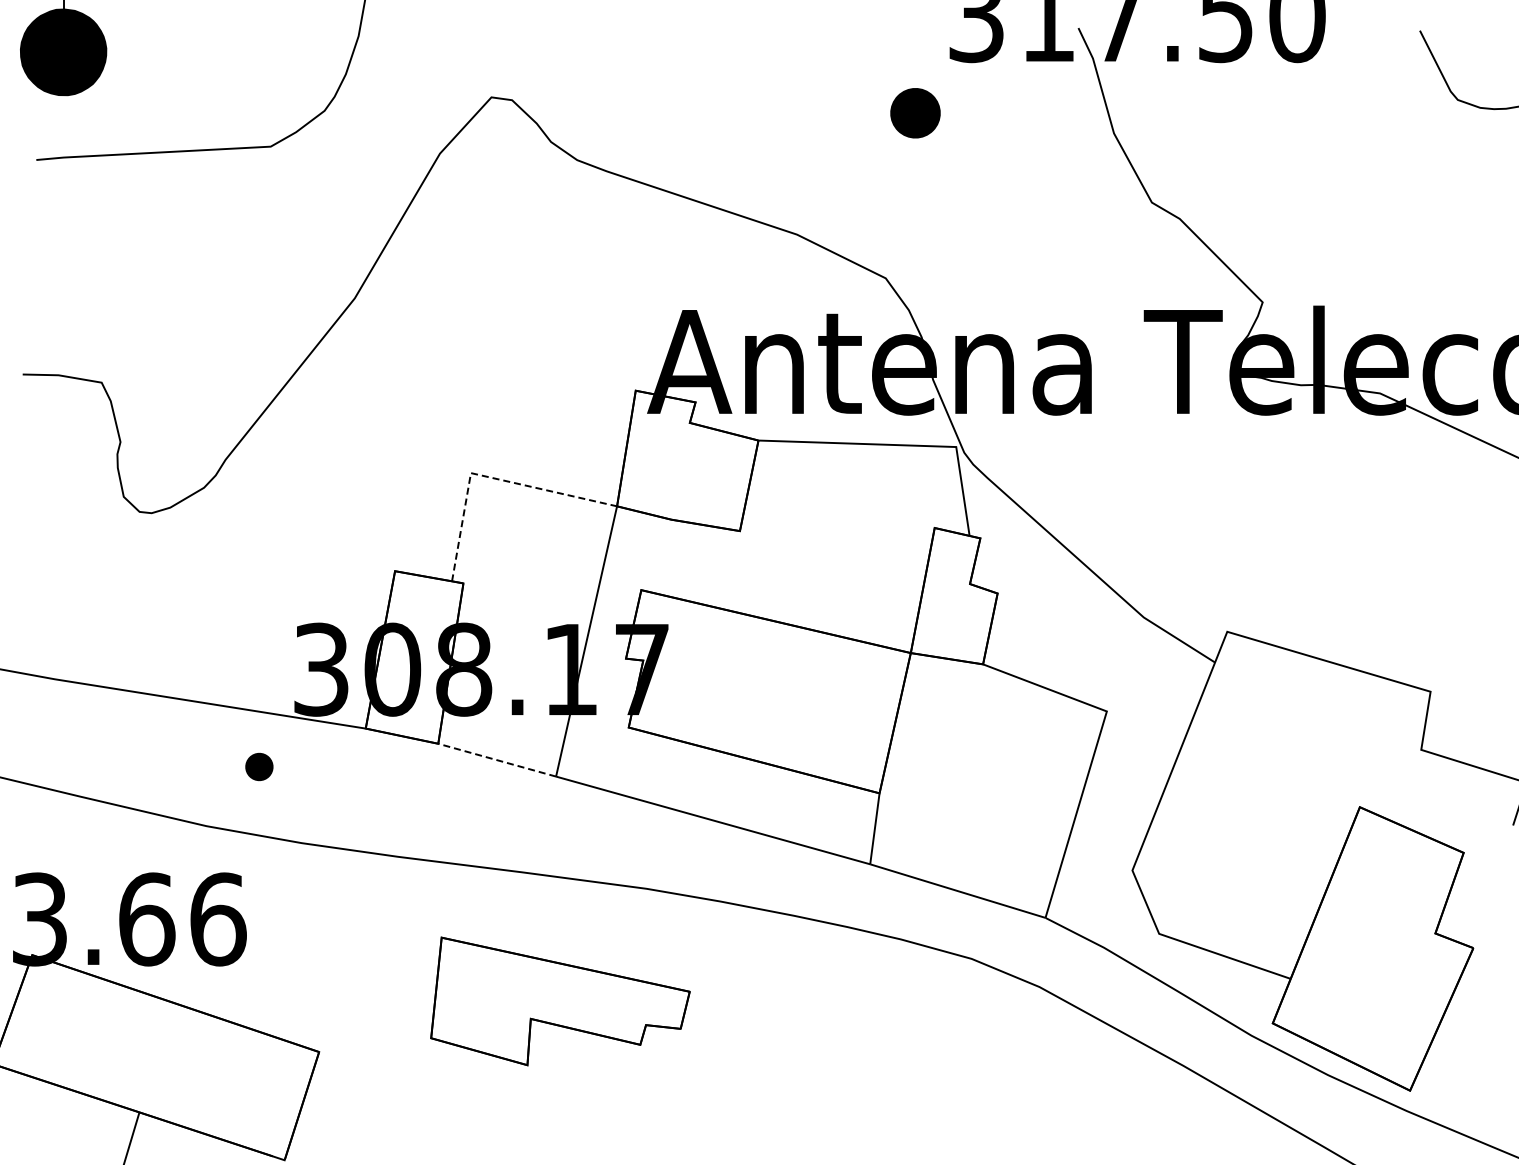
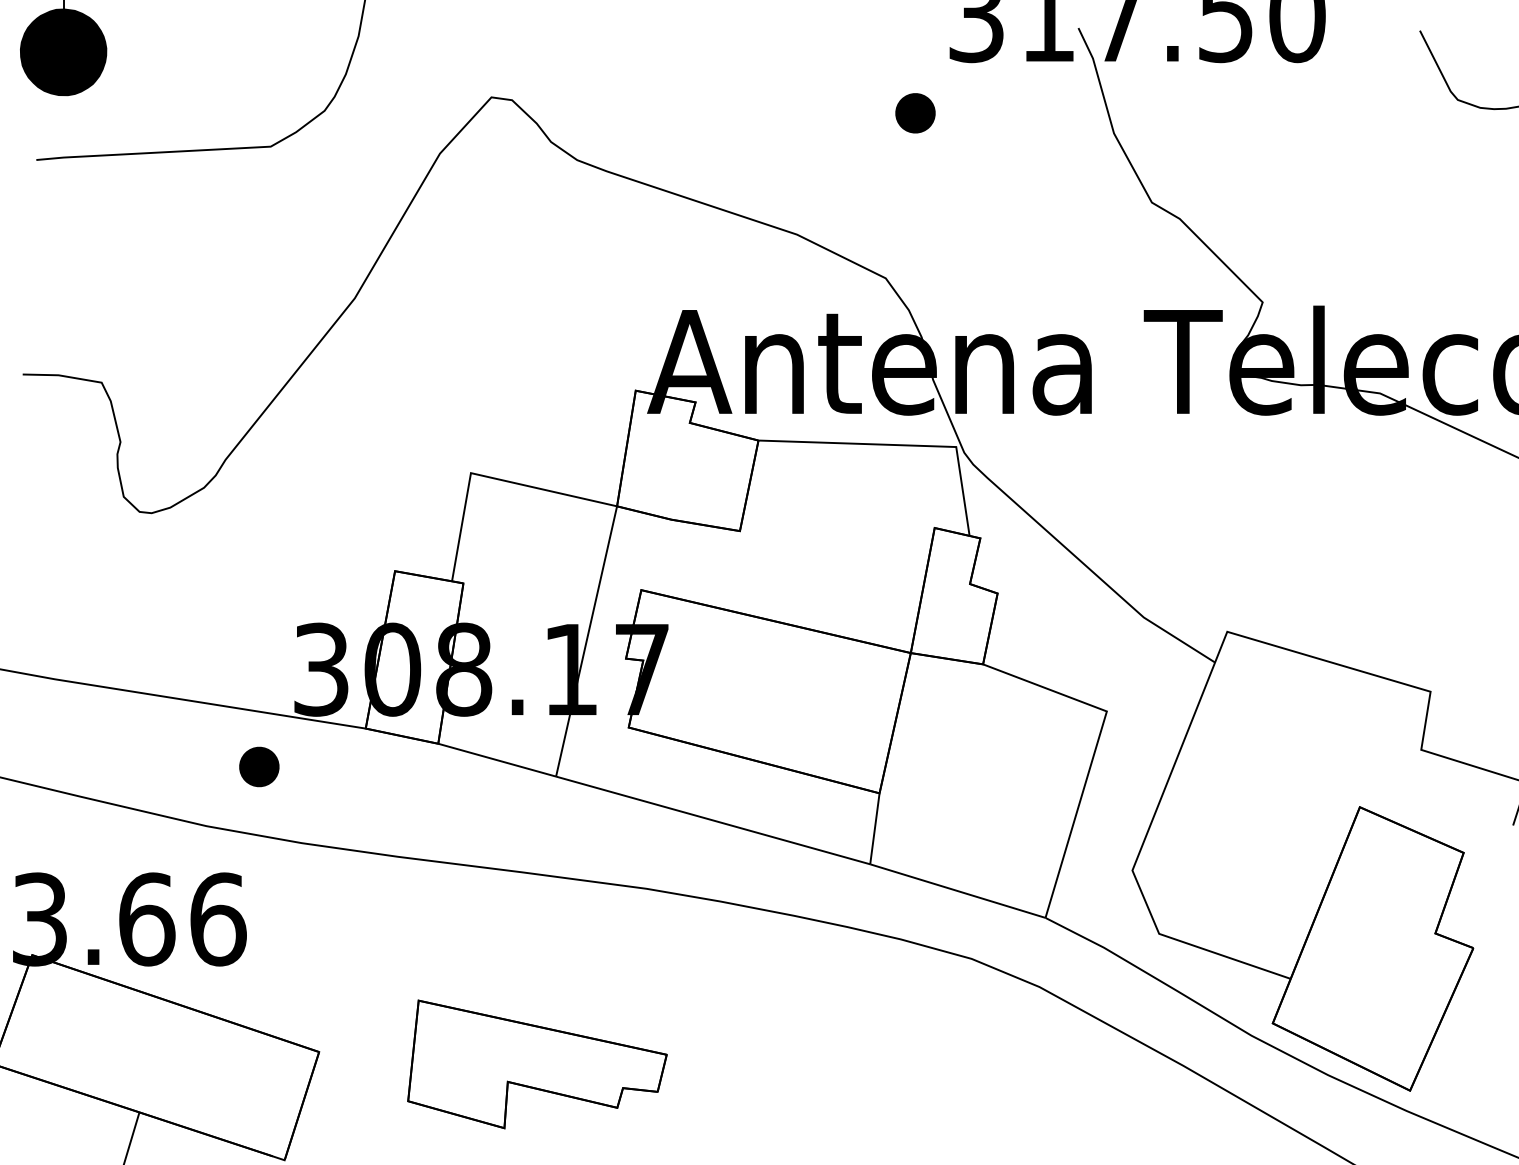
part size: 51x51 px -> 41x41 px (915, 113)
line: dashed -> solid (490, 477)
line: dashed -> solid (496, 760)
part size: 29x30 px -> 41x42 px (259, 766)
part position: (560, 1001) -> (537, 1064) (537, 1064)
